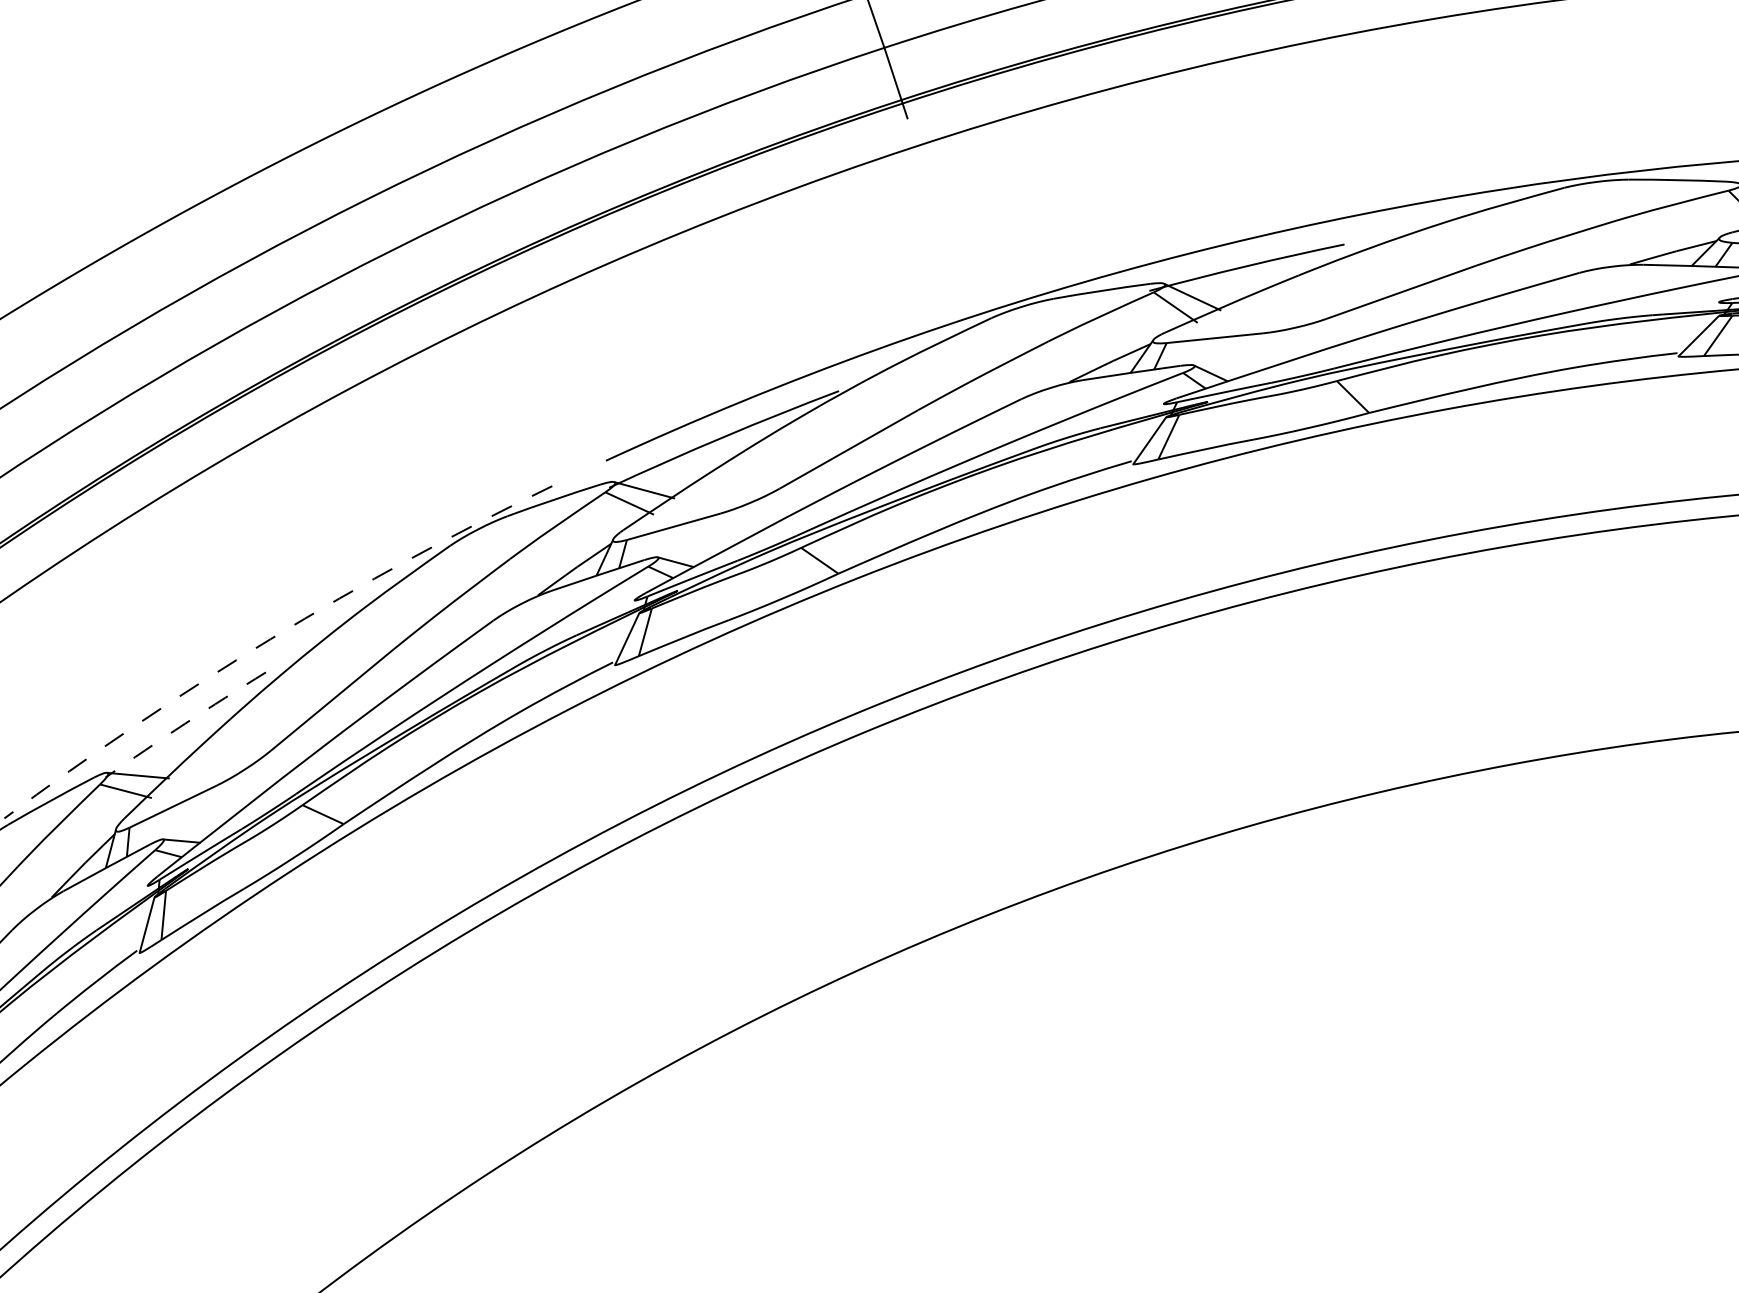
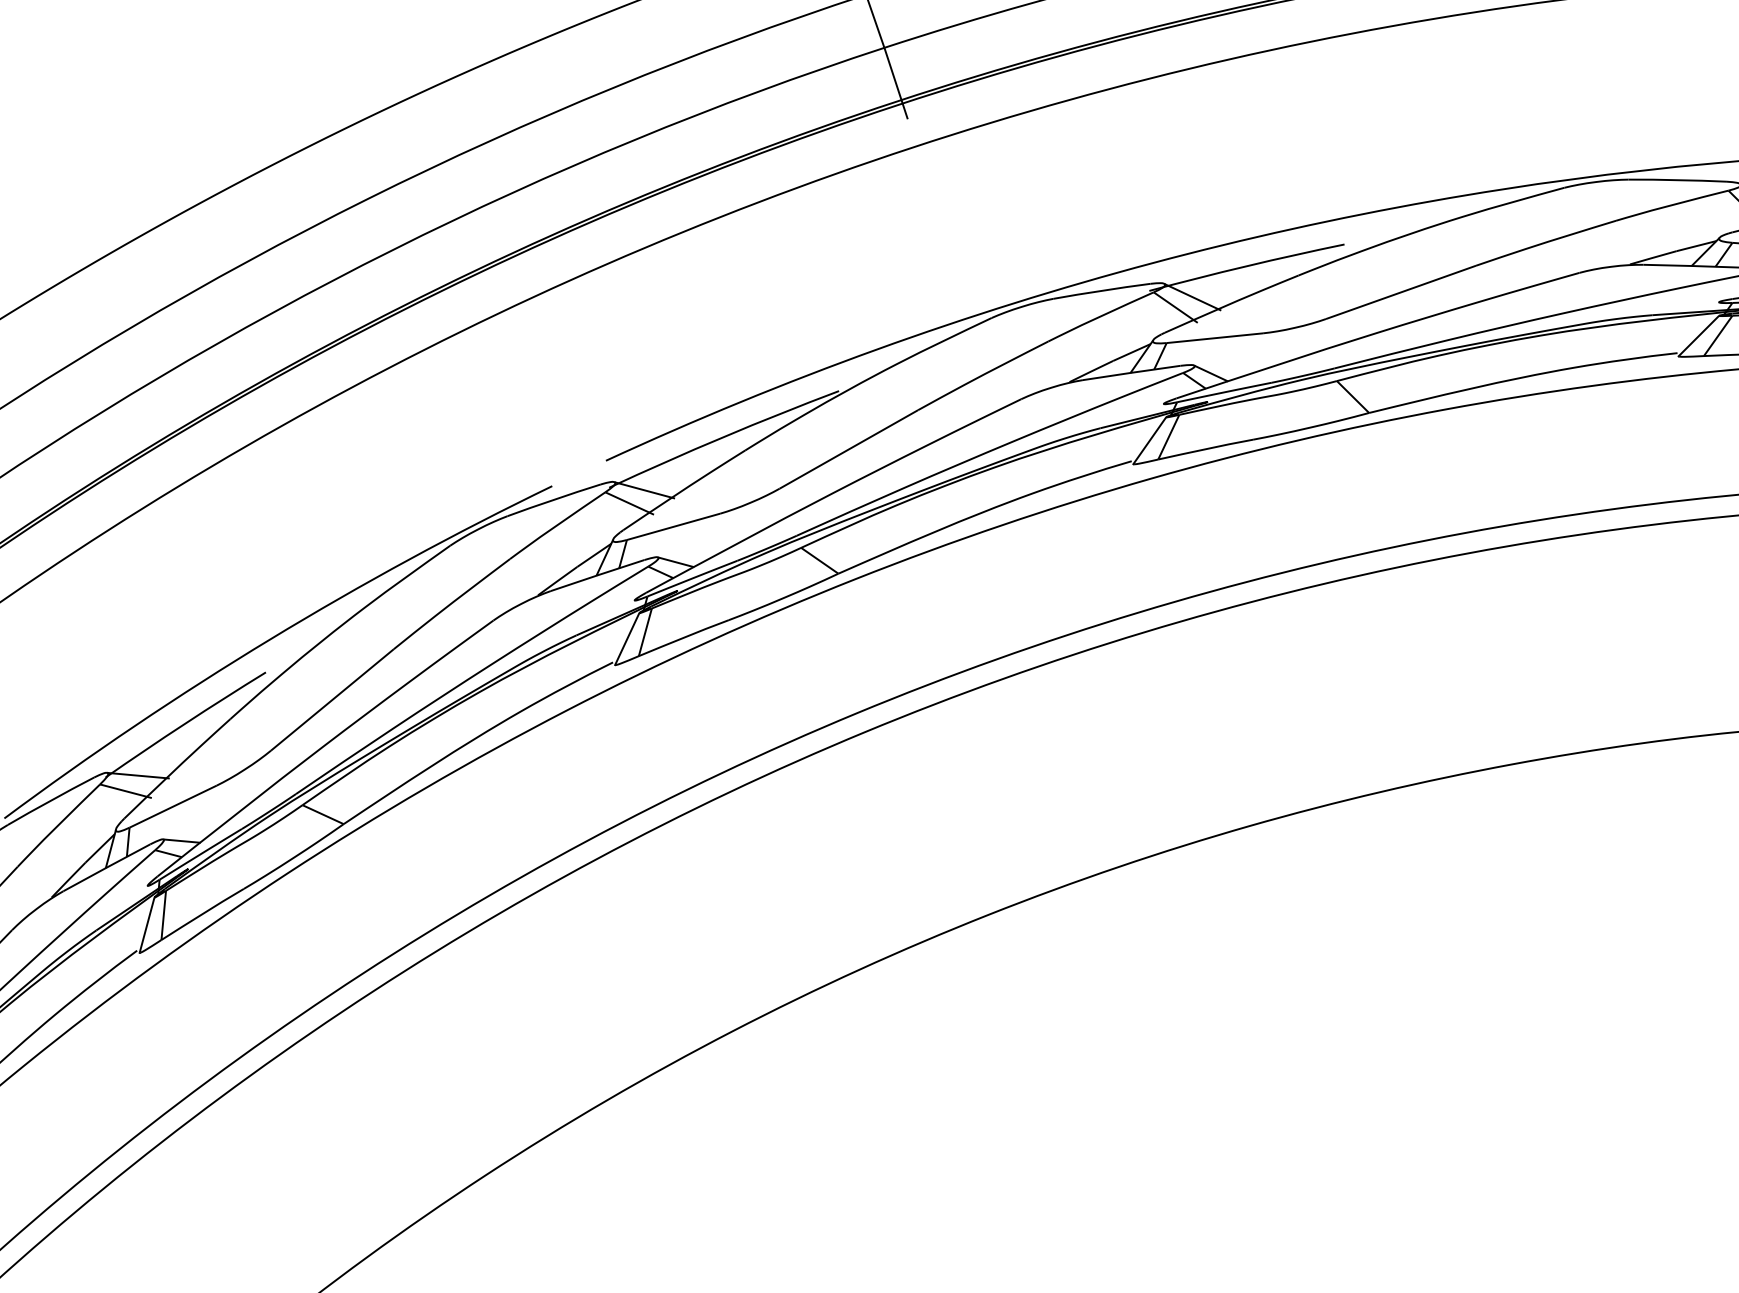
arc: dashed -> solid (270, 639)
arc: dashed -> solid (185, 723)
